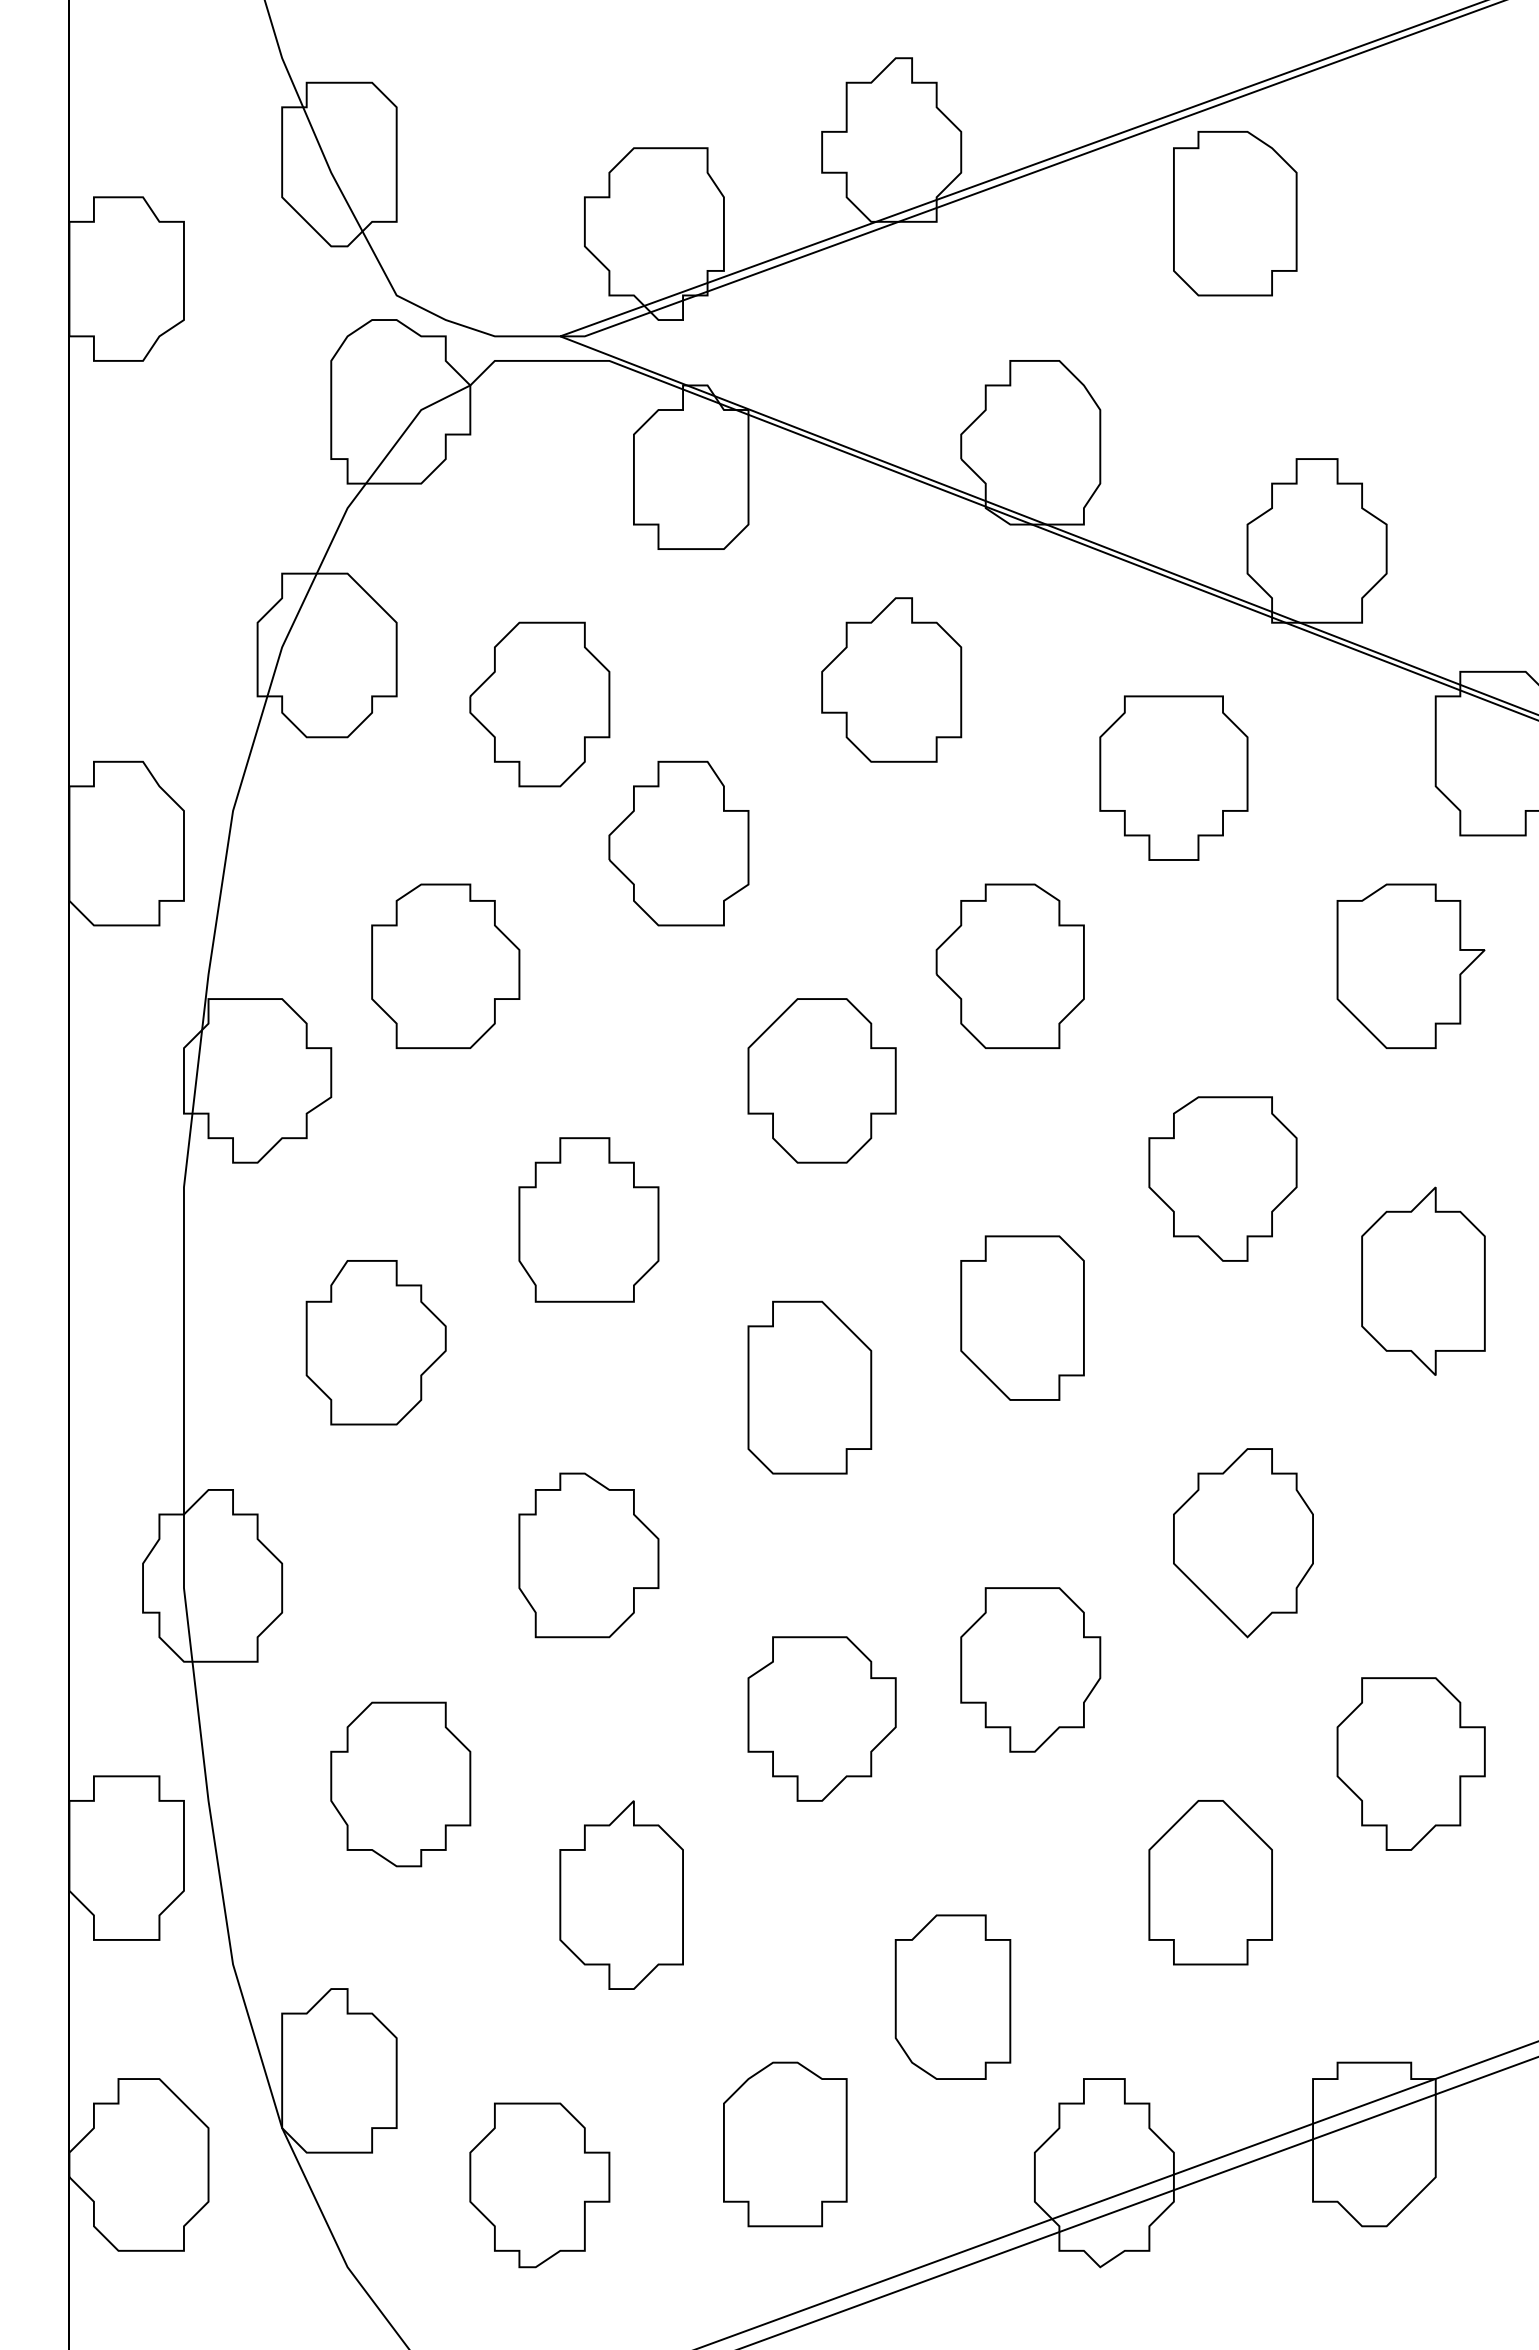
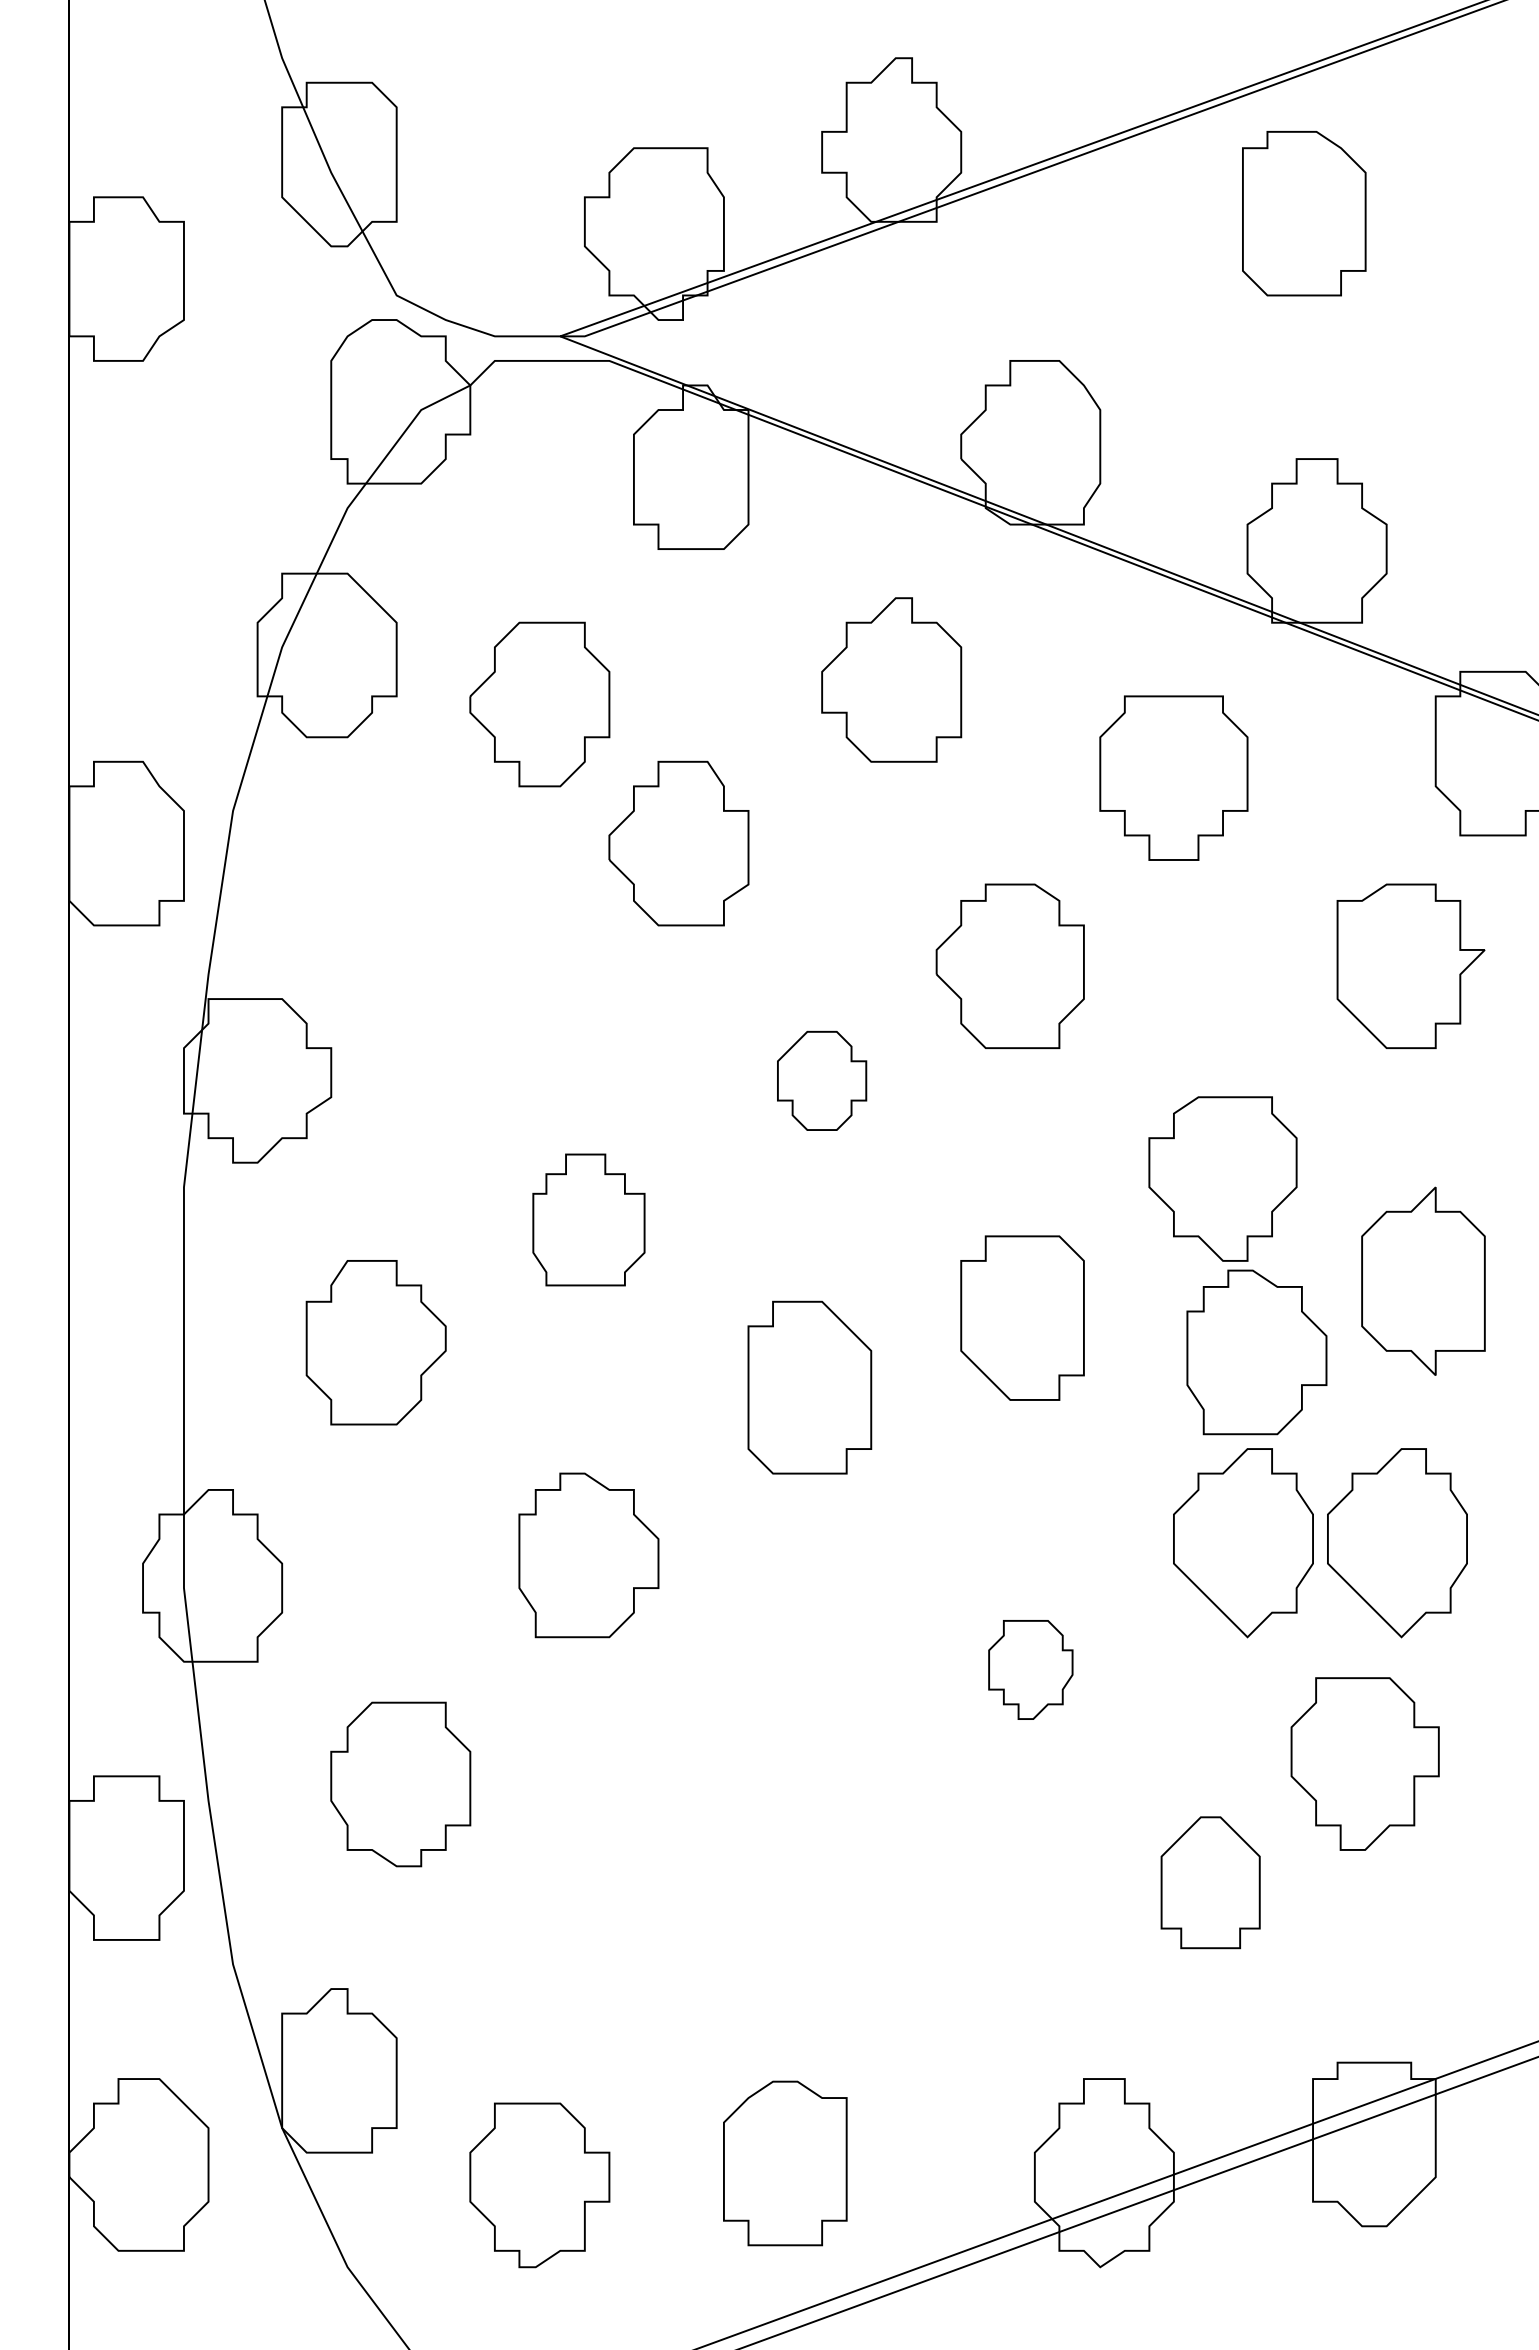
part position: (1235, 213) -> (1304, 213) (1304, 213)
part: present -> none (445, 965)
part size: 150x166 px -> 91x101 px (822, 1080)
part size: 142x166 px -> 114x134 px (588, 1219)
part: none -> present (1256, 1352)
part: none -> present (1397, 1543)
part size: 142x166 px -> 86x100 px (1030, 1669)
part: present -> none (821, 1718)
part position: (1410, 1763) -> (1364, 1763) (1364, 1763)
part size: 125x166 px -> 101x134 px (1210, 1882)
part: present -> none (621, 1894)
part: present -> none (952, 1996)
part position: (785, 2144) -> (785, 2163) (785, 2163)
